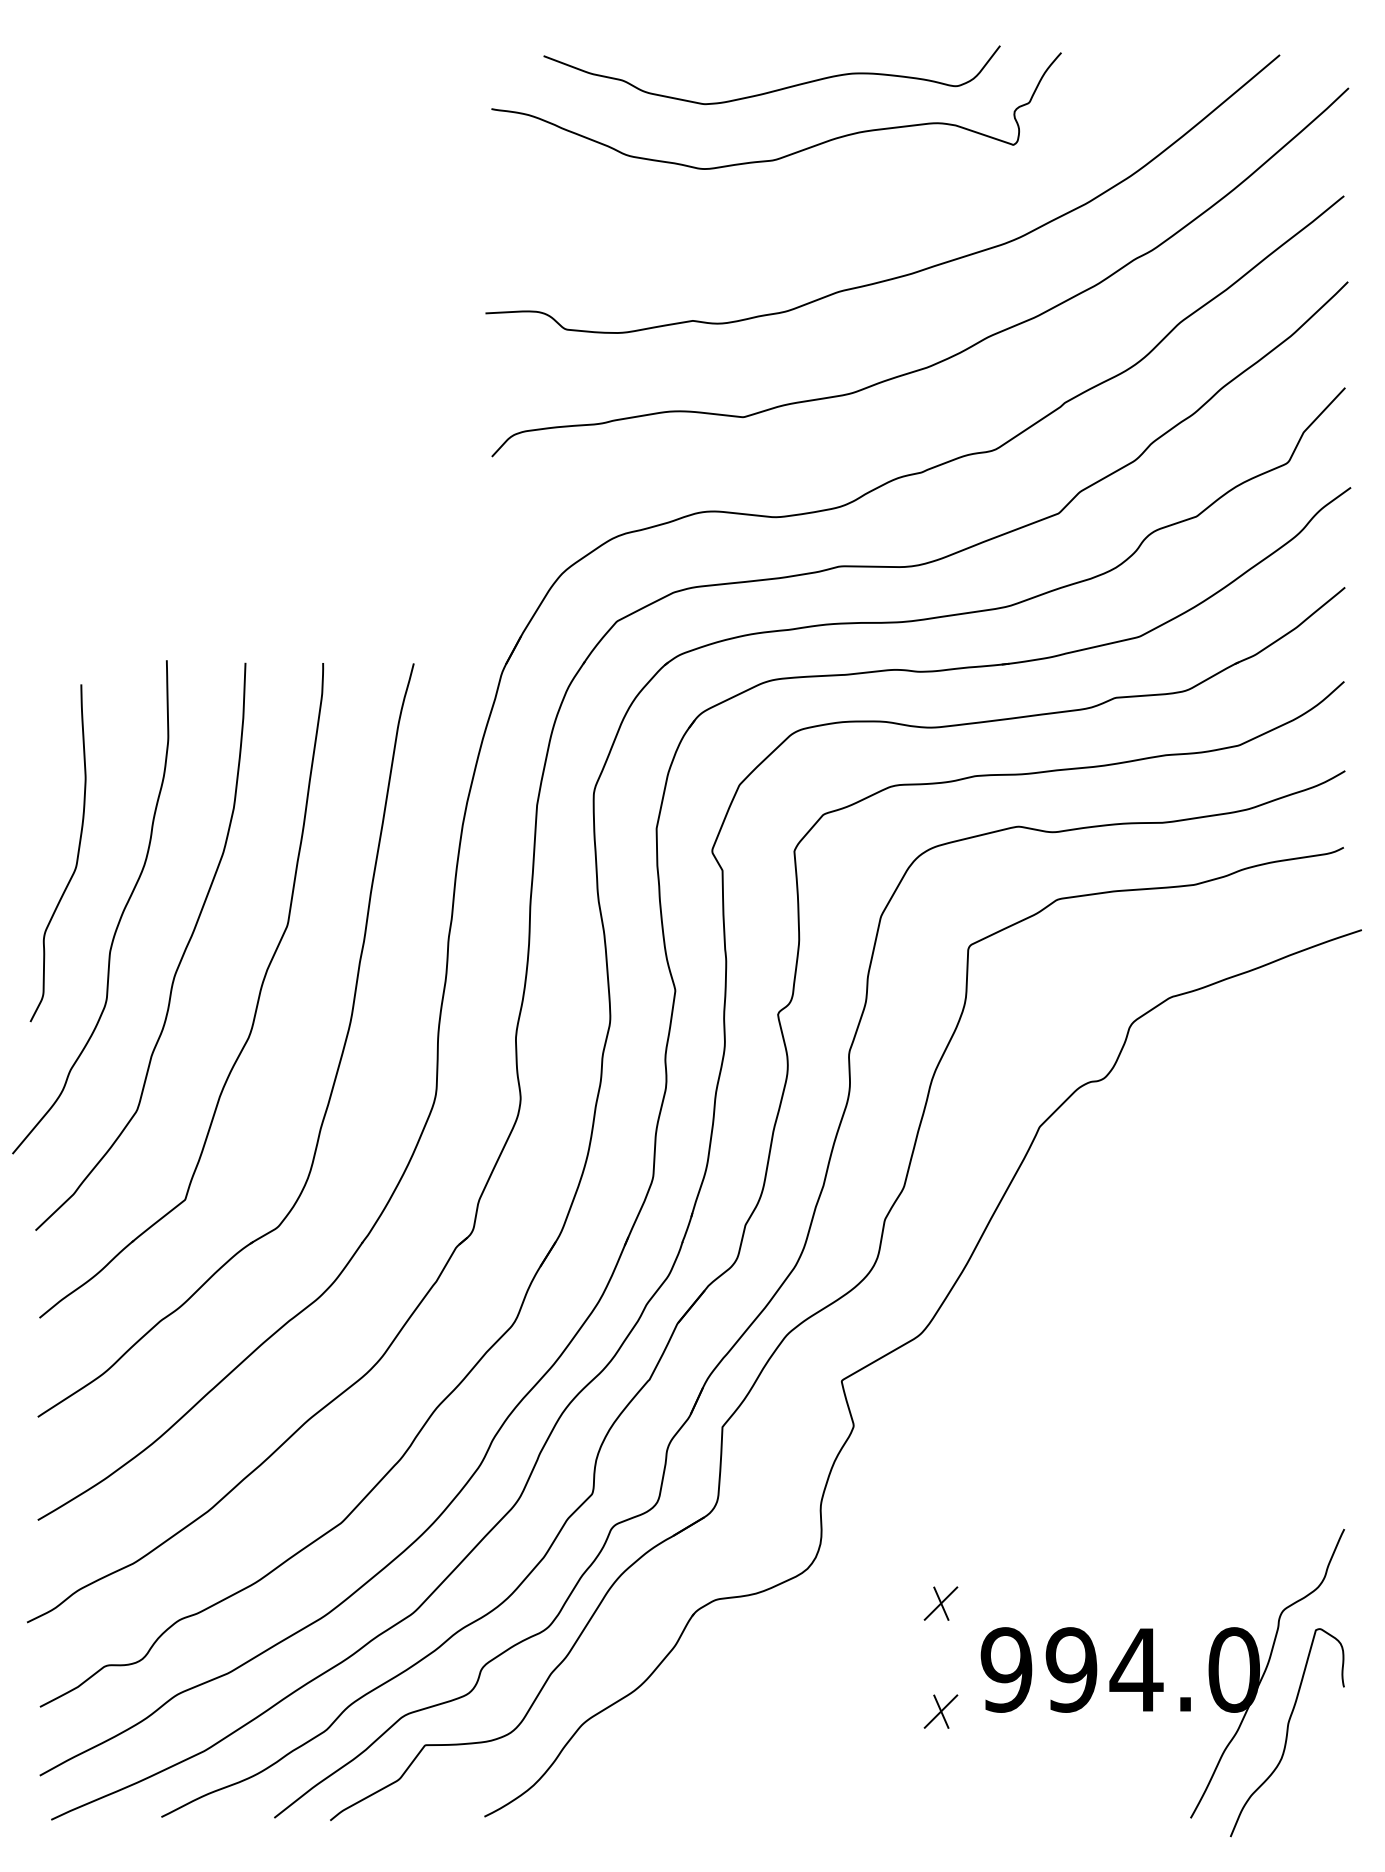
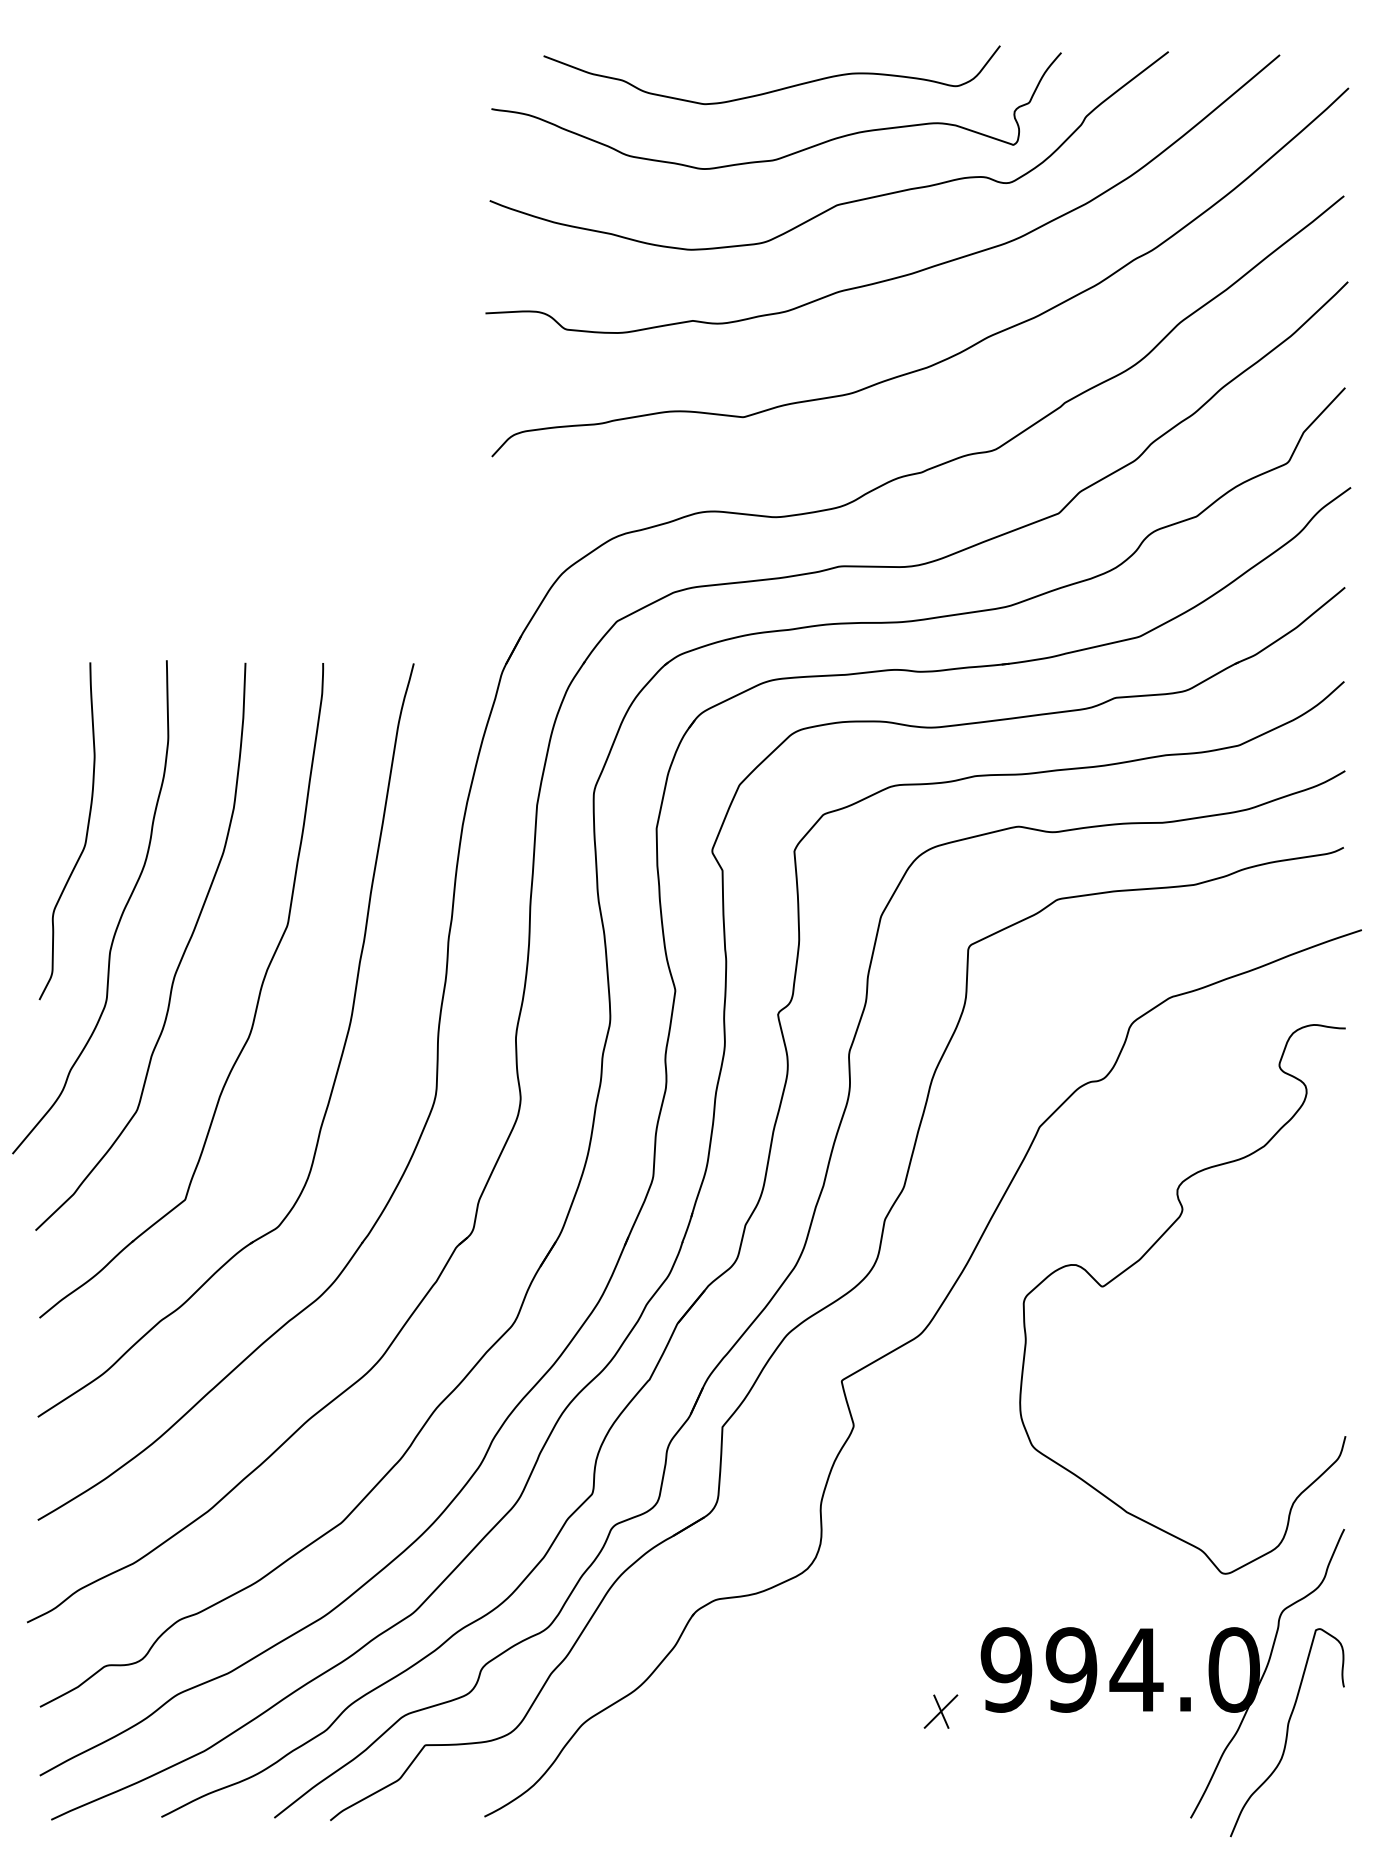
curve: none -> present (843, 202)
curve position: (76, 857) -> (85, 835) (85, 835)
curve: none -> present (1142, 1258)
part: present -> none (940, 1603)
